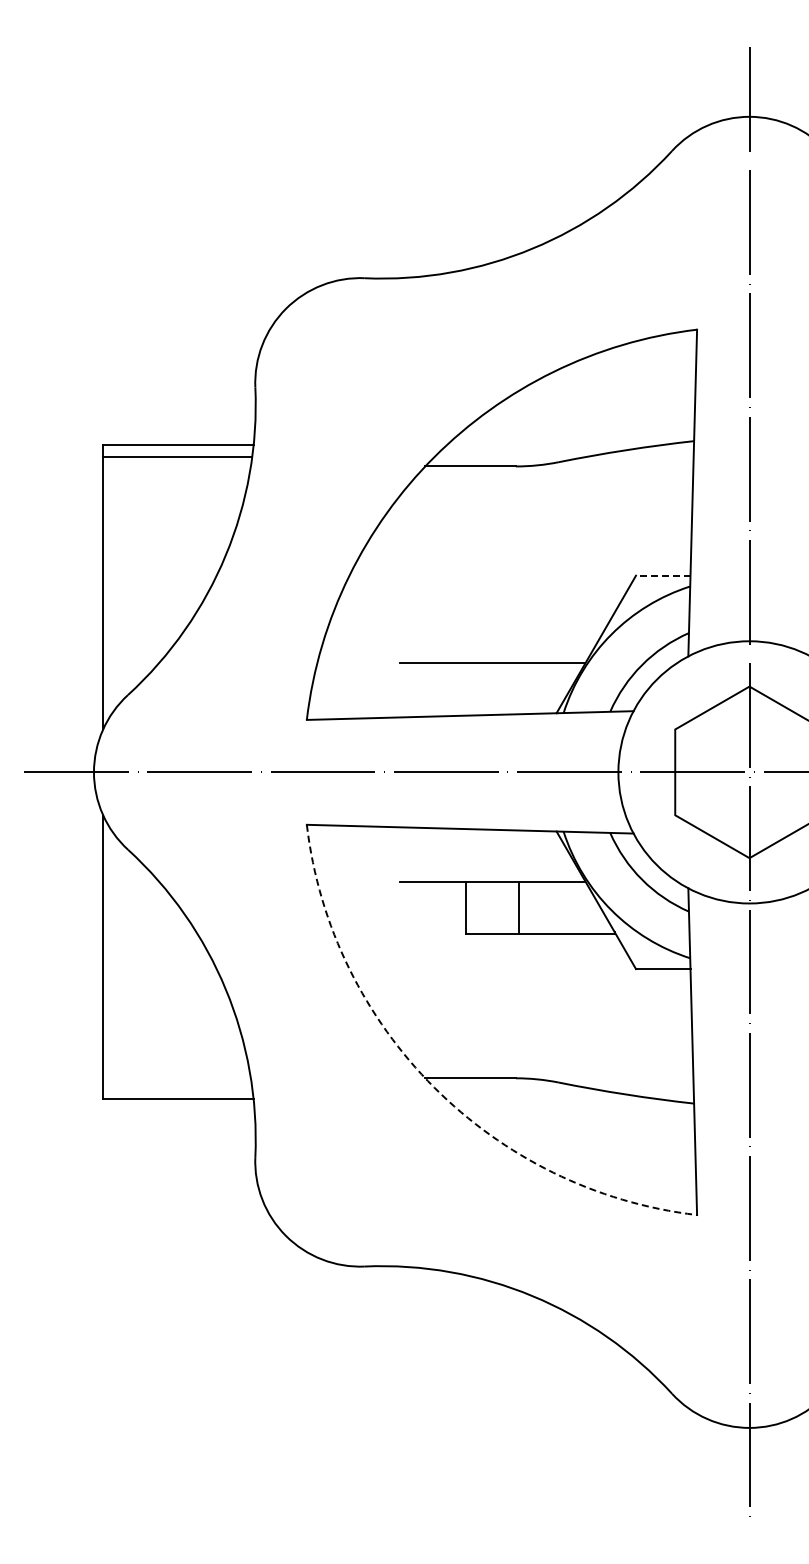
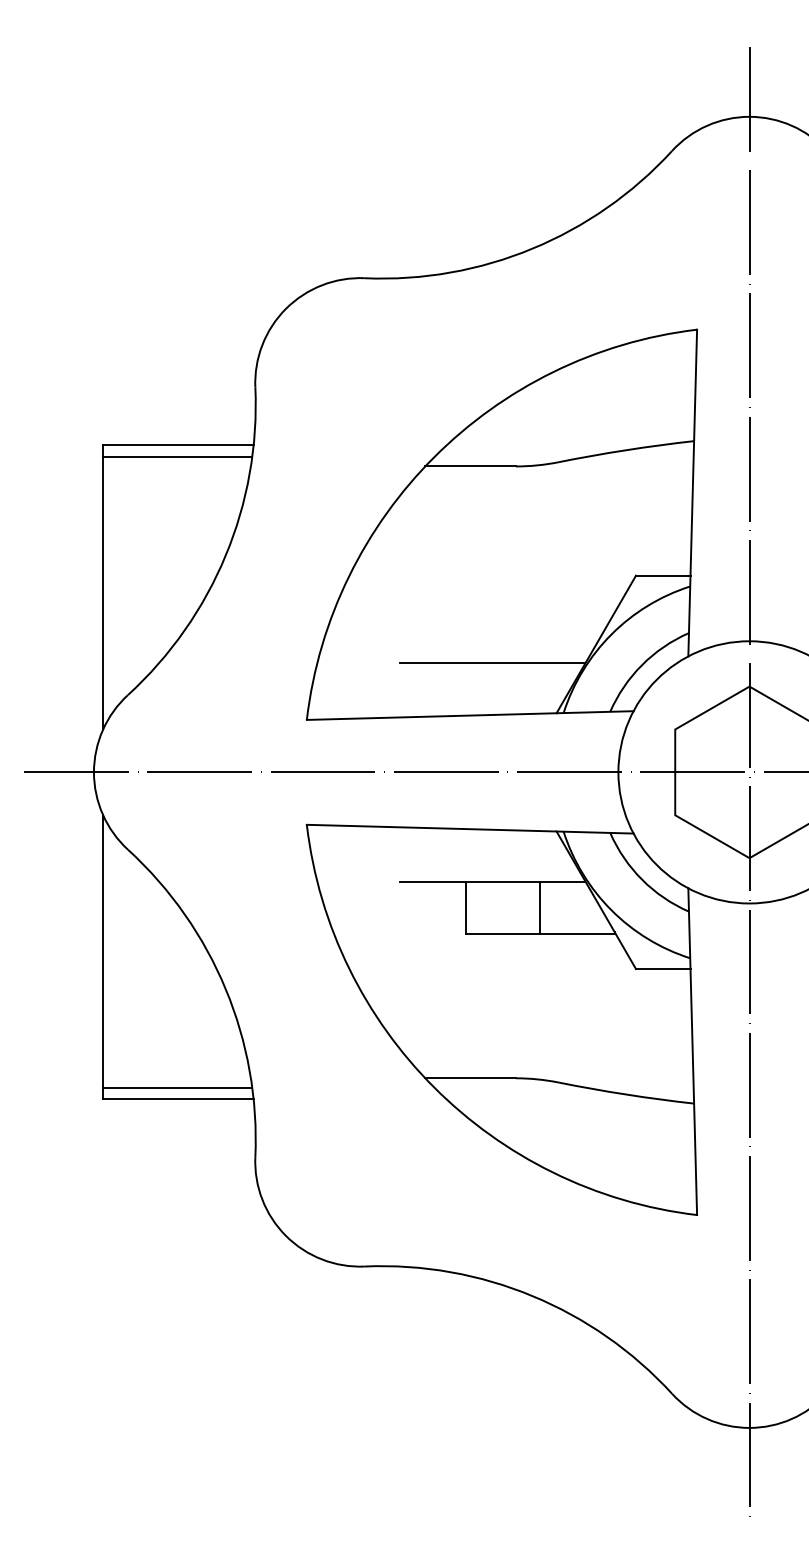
line: dashed -> solid (662, 575)
line position: (519, 907) -> (540, 907) (540, 907)
arc: dashed -> solid (434, 1087)
line: none -> present (177, 1088)
